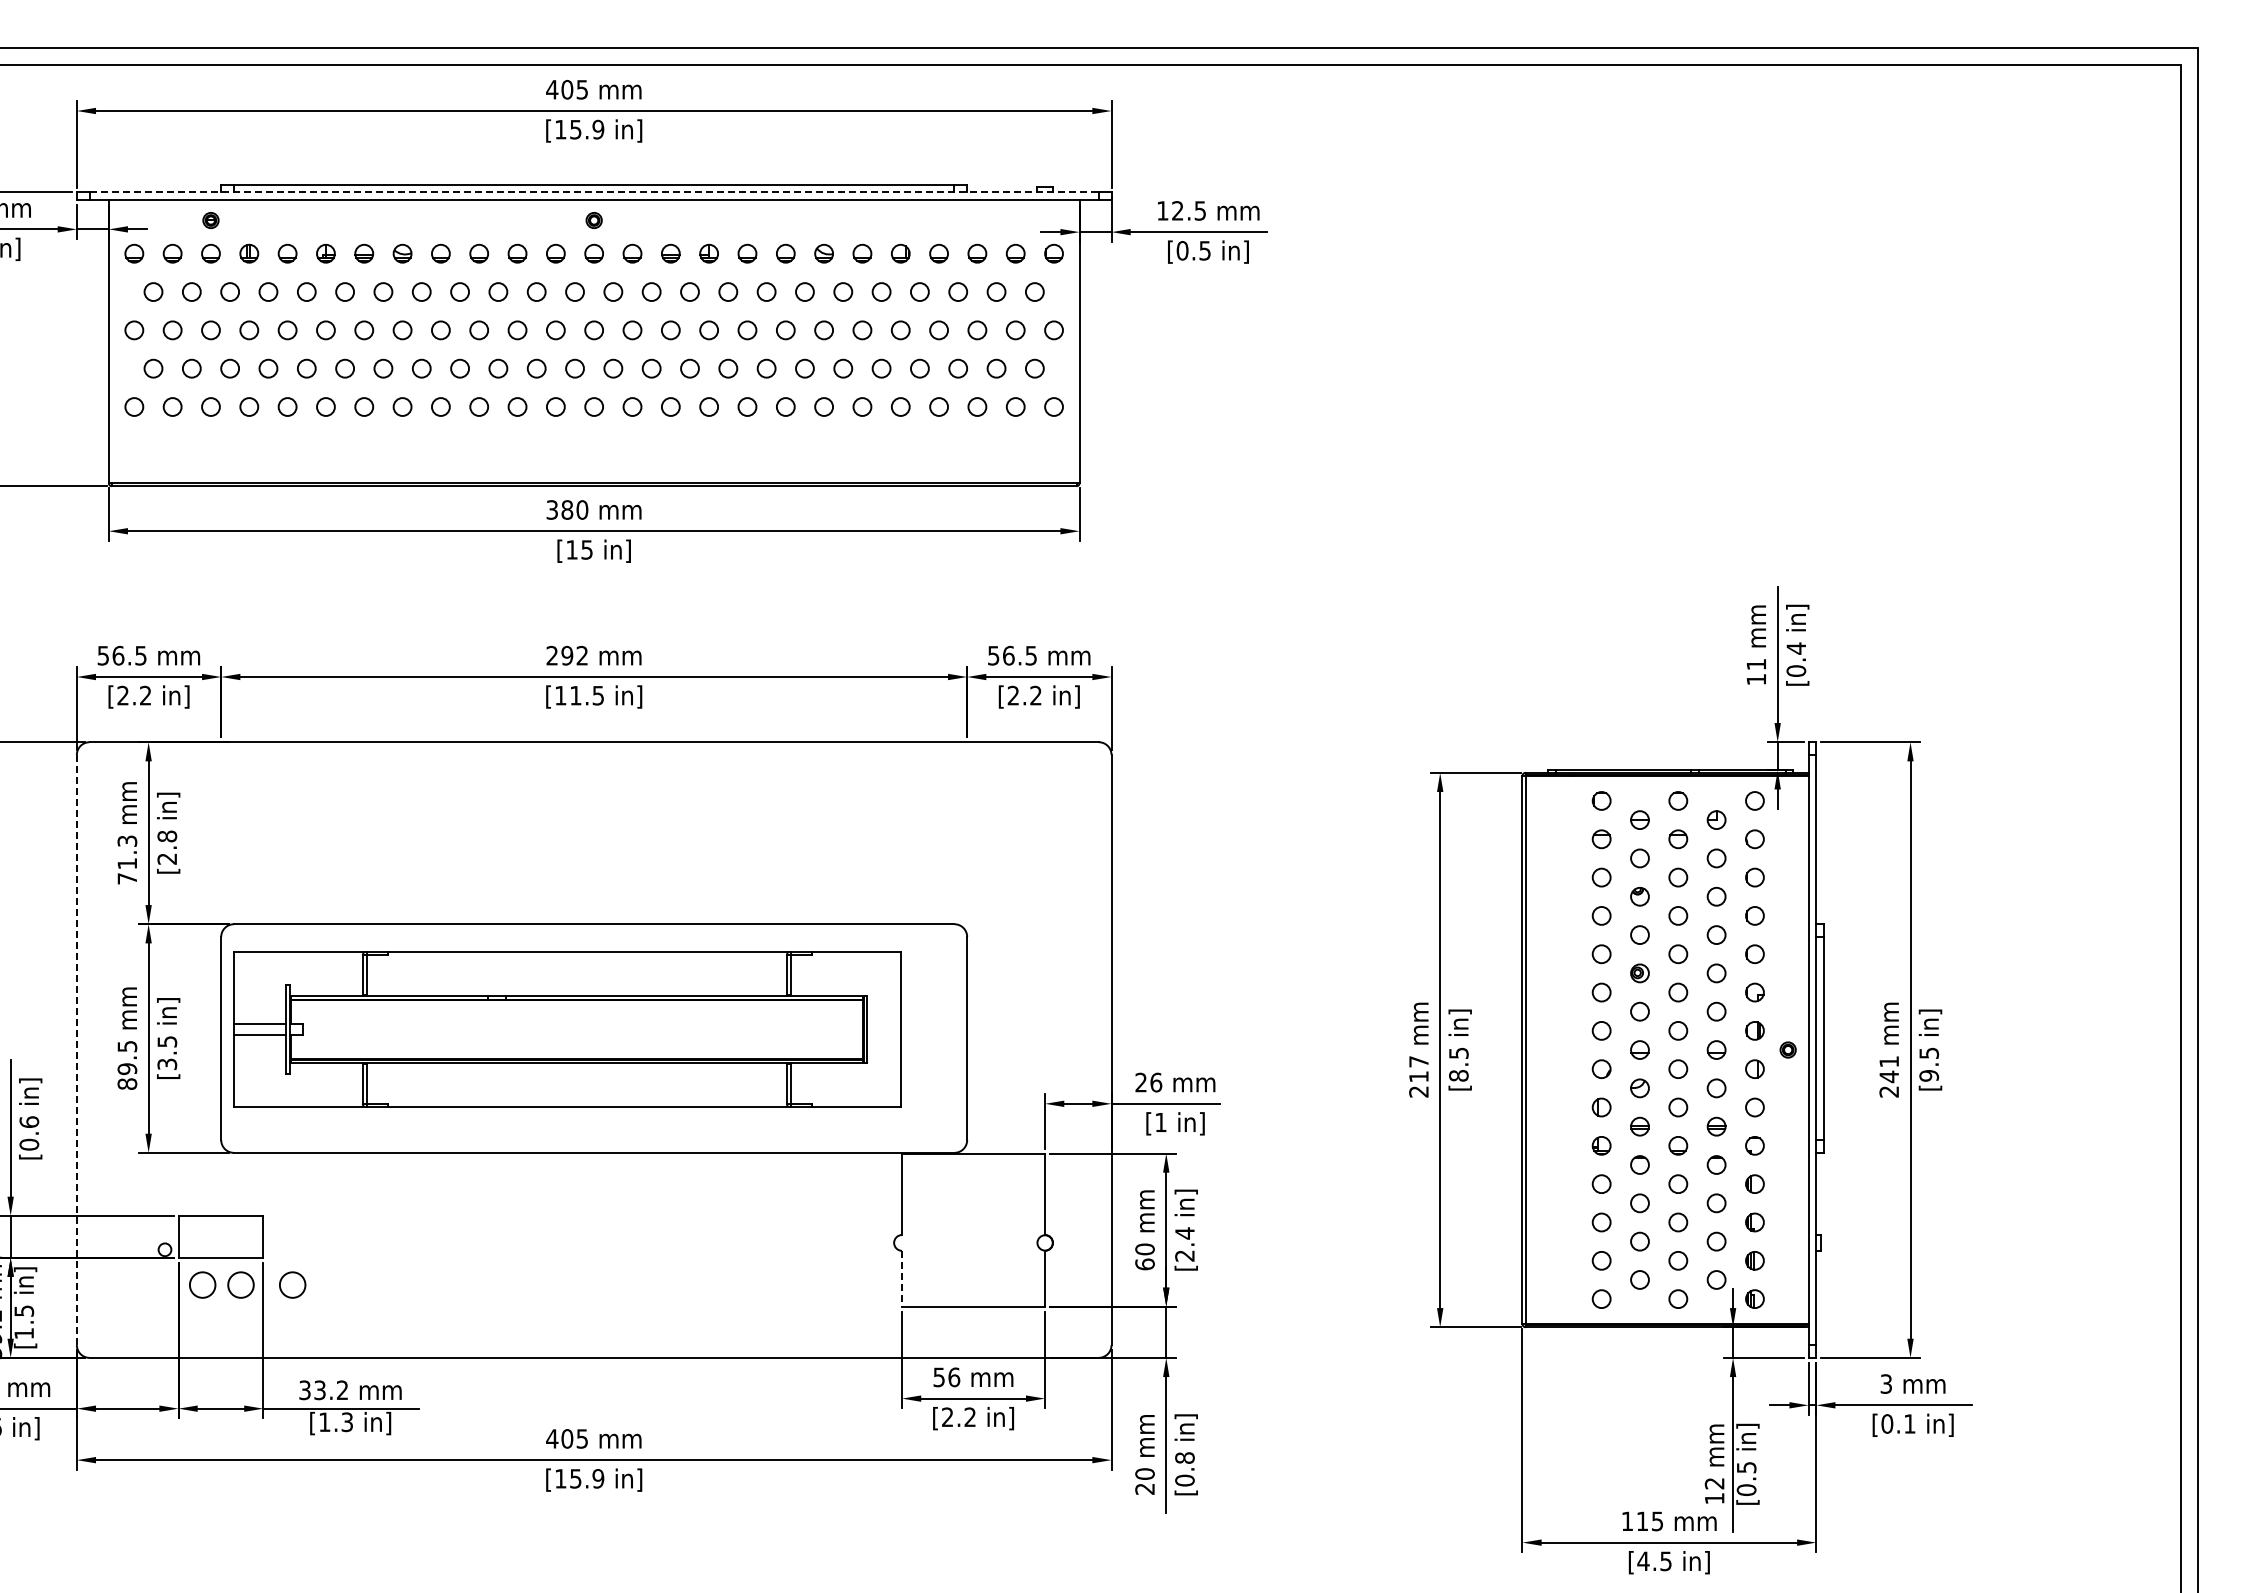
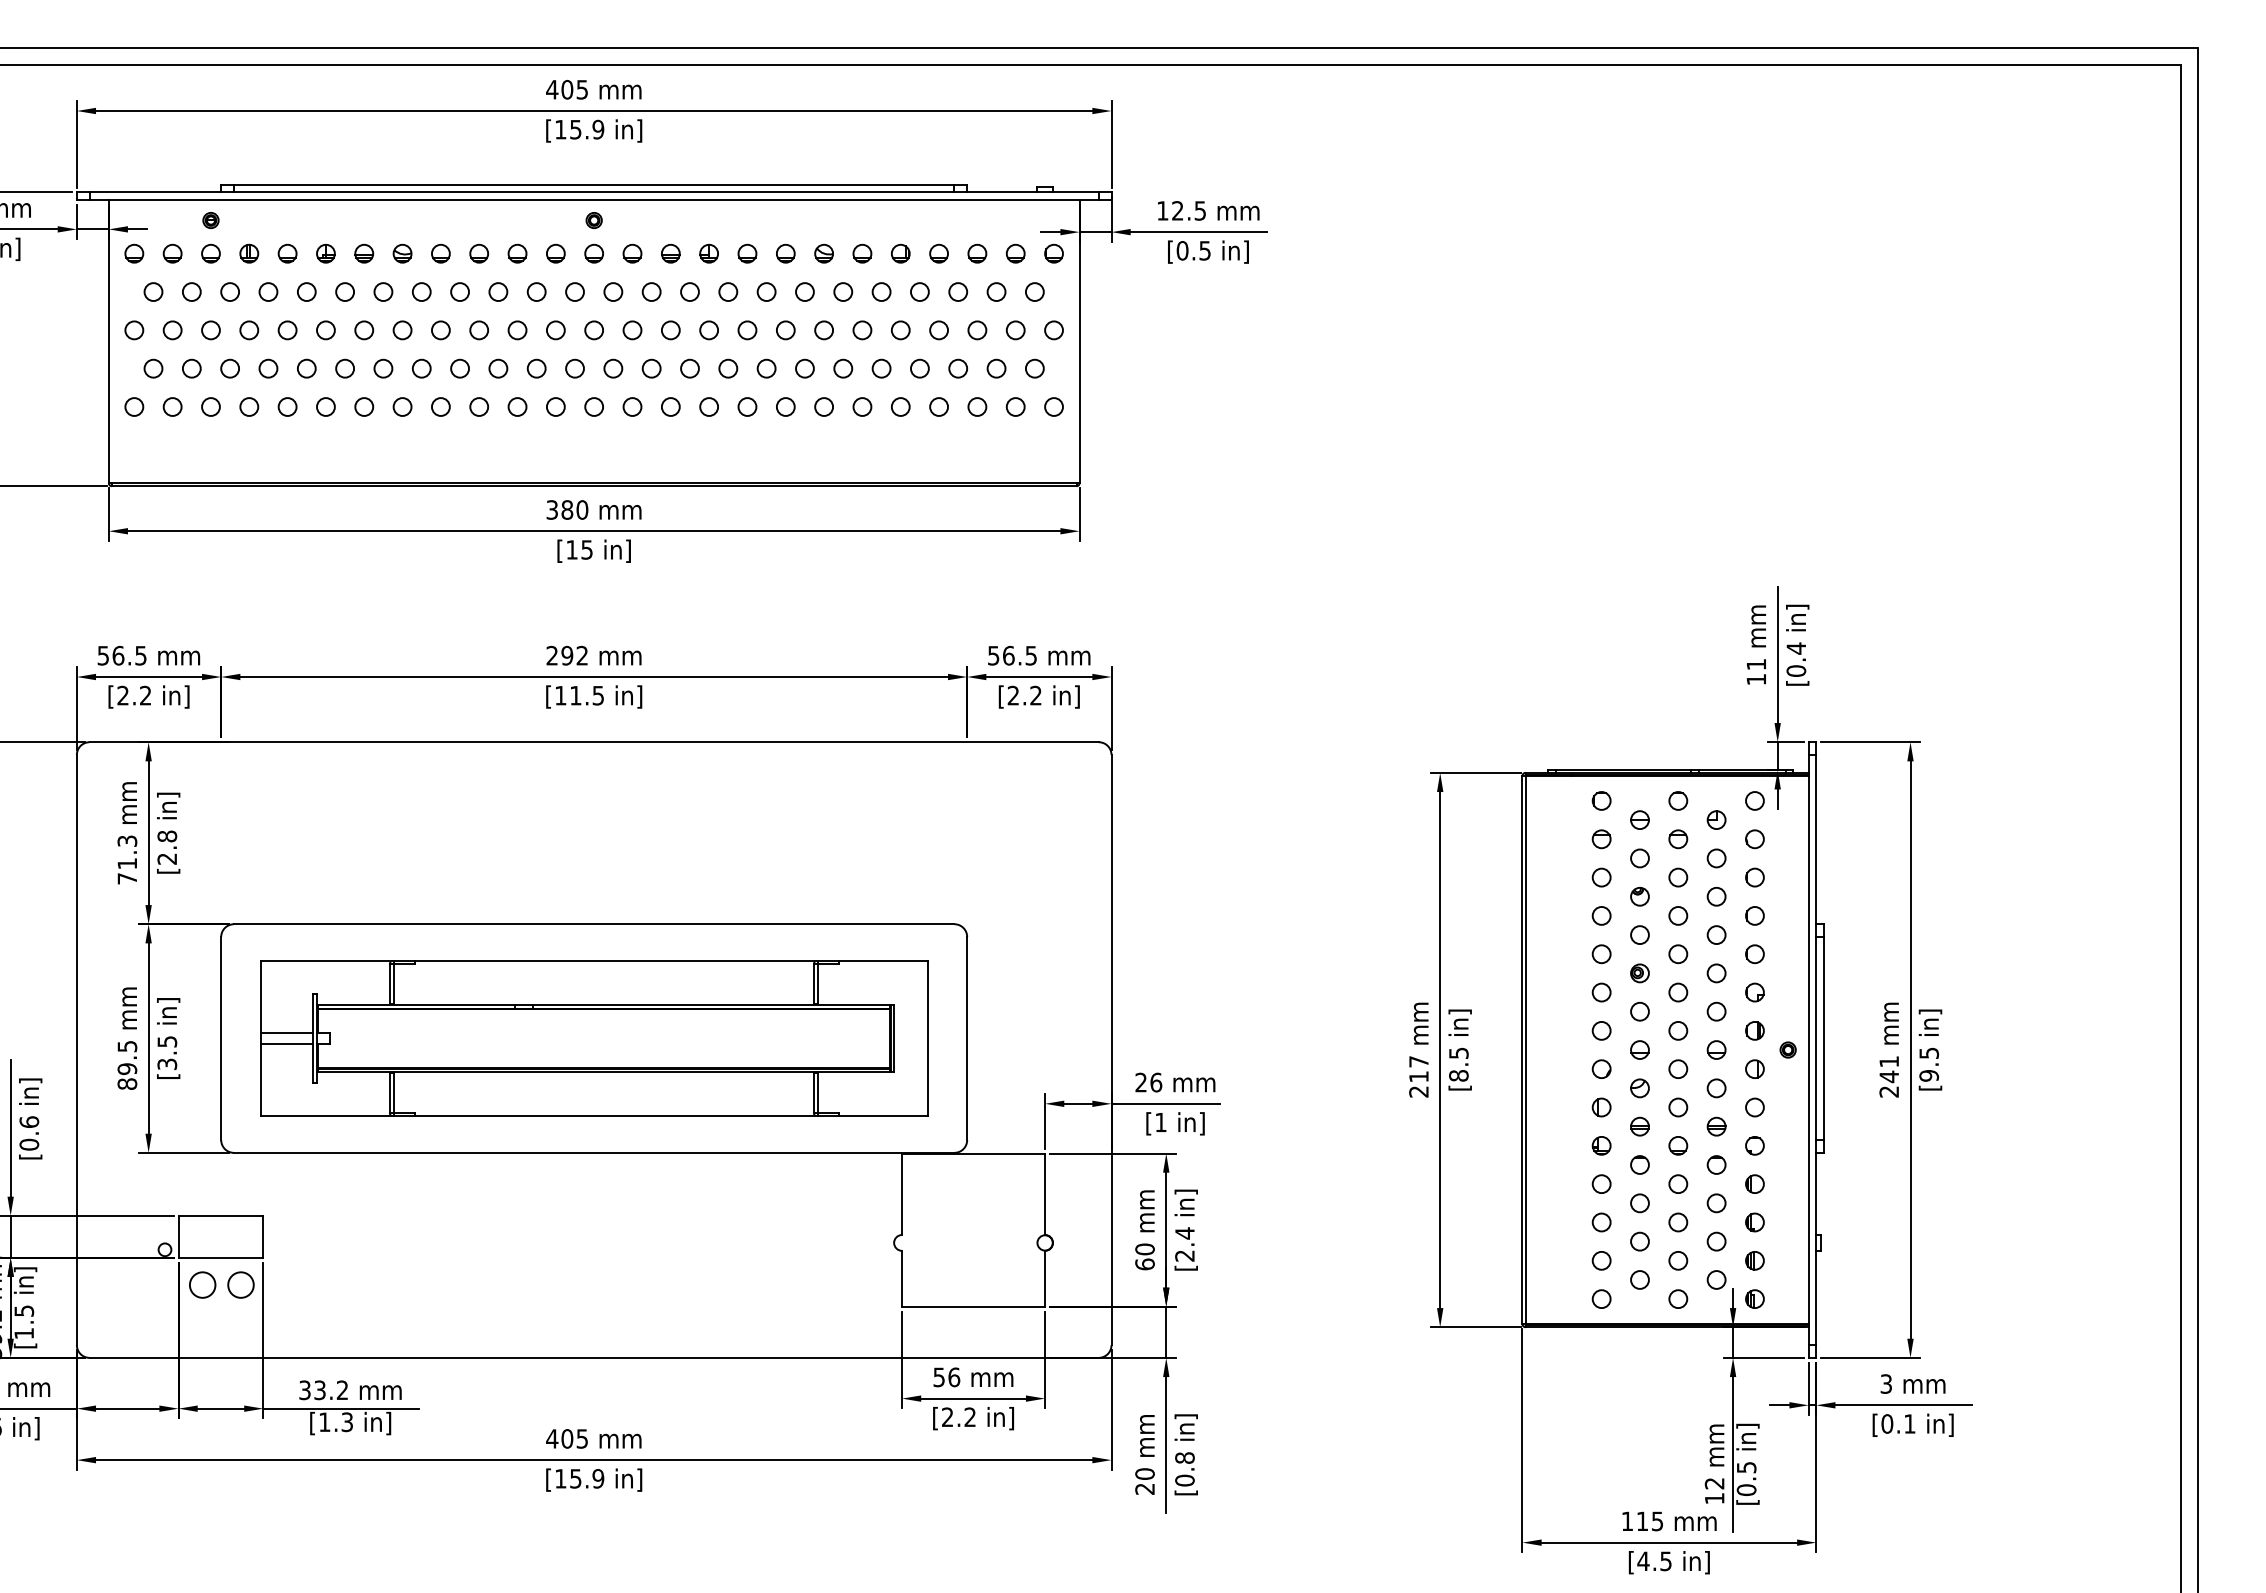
line: dashed -> solid (594, 192)
part position: (567, 1029) -> (594, 1038) (594, 1038)
line: dashed -> solid (76, 1050)
line: dashed -> solid (902, 1278)
circle: present -> none (292, 1284)
